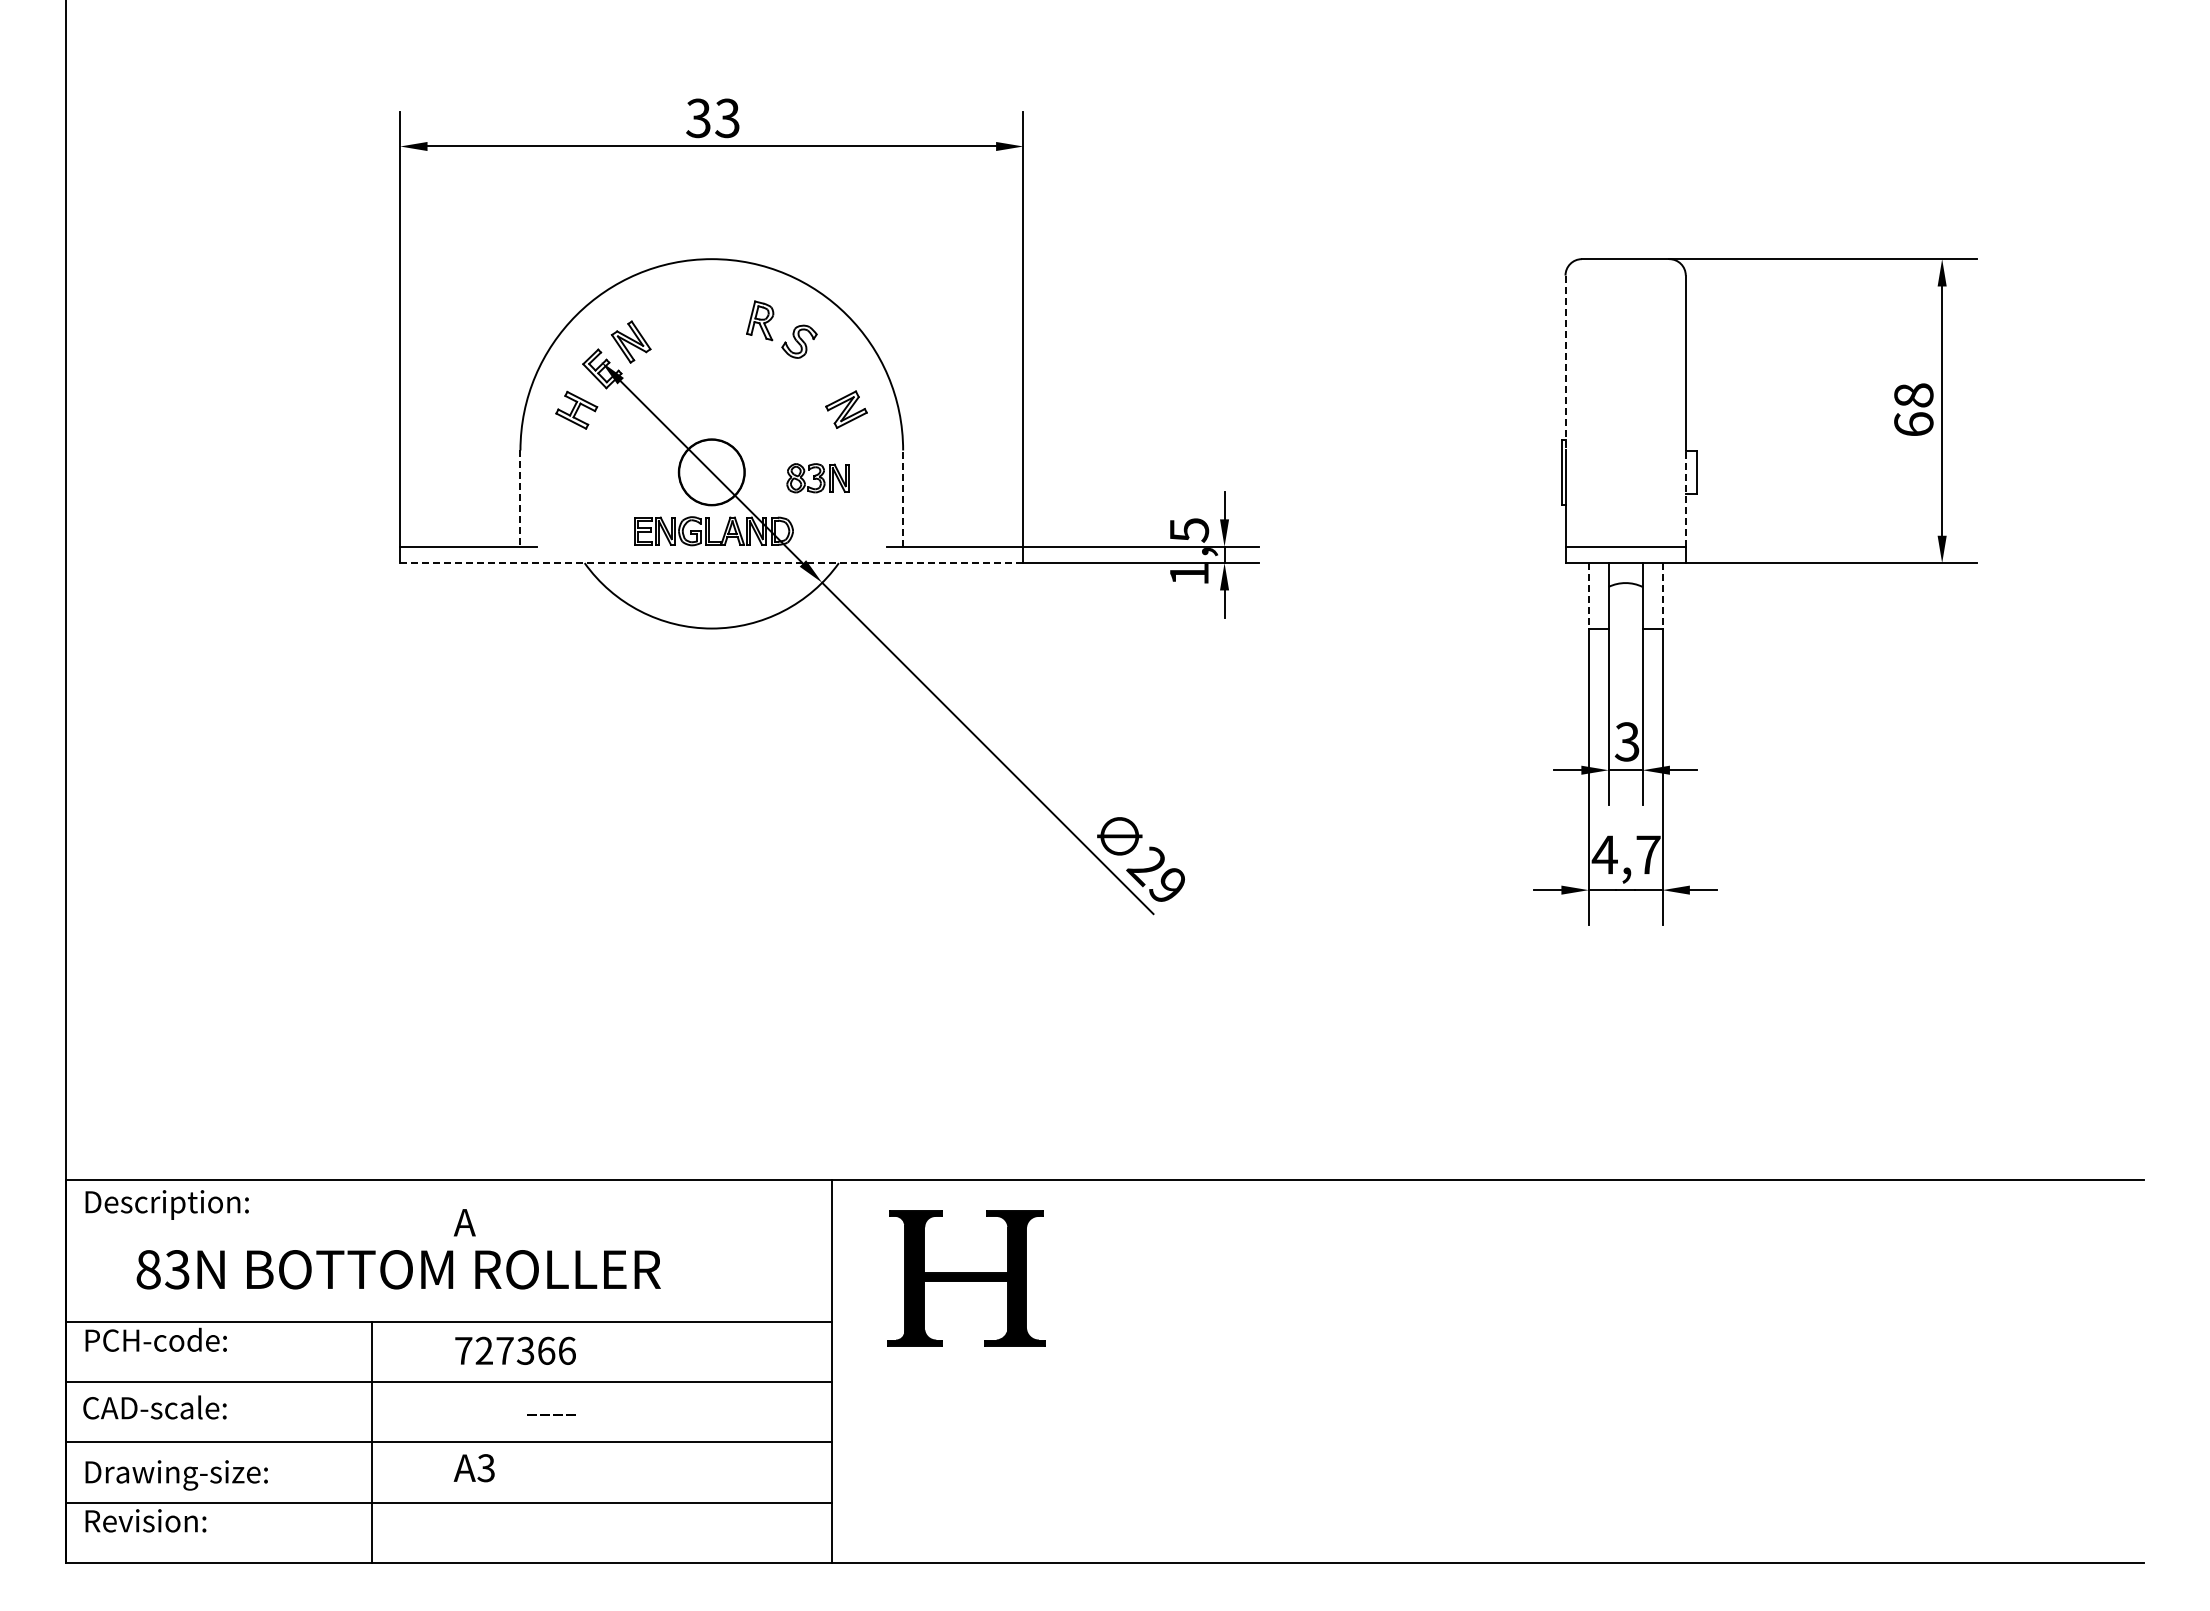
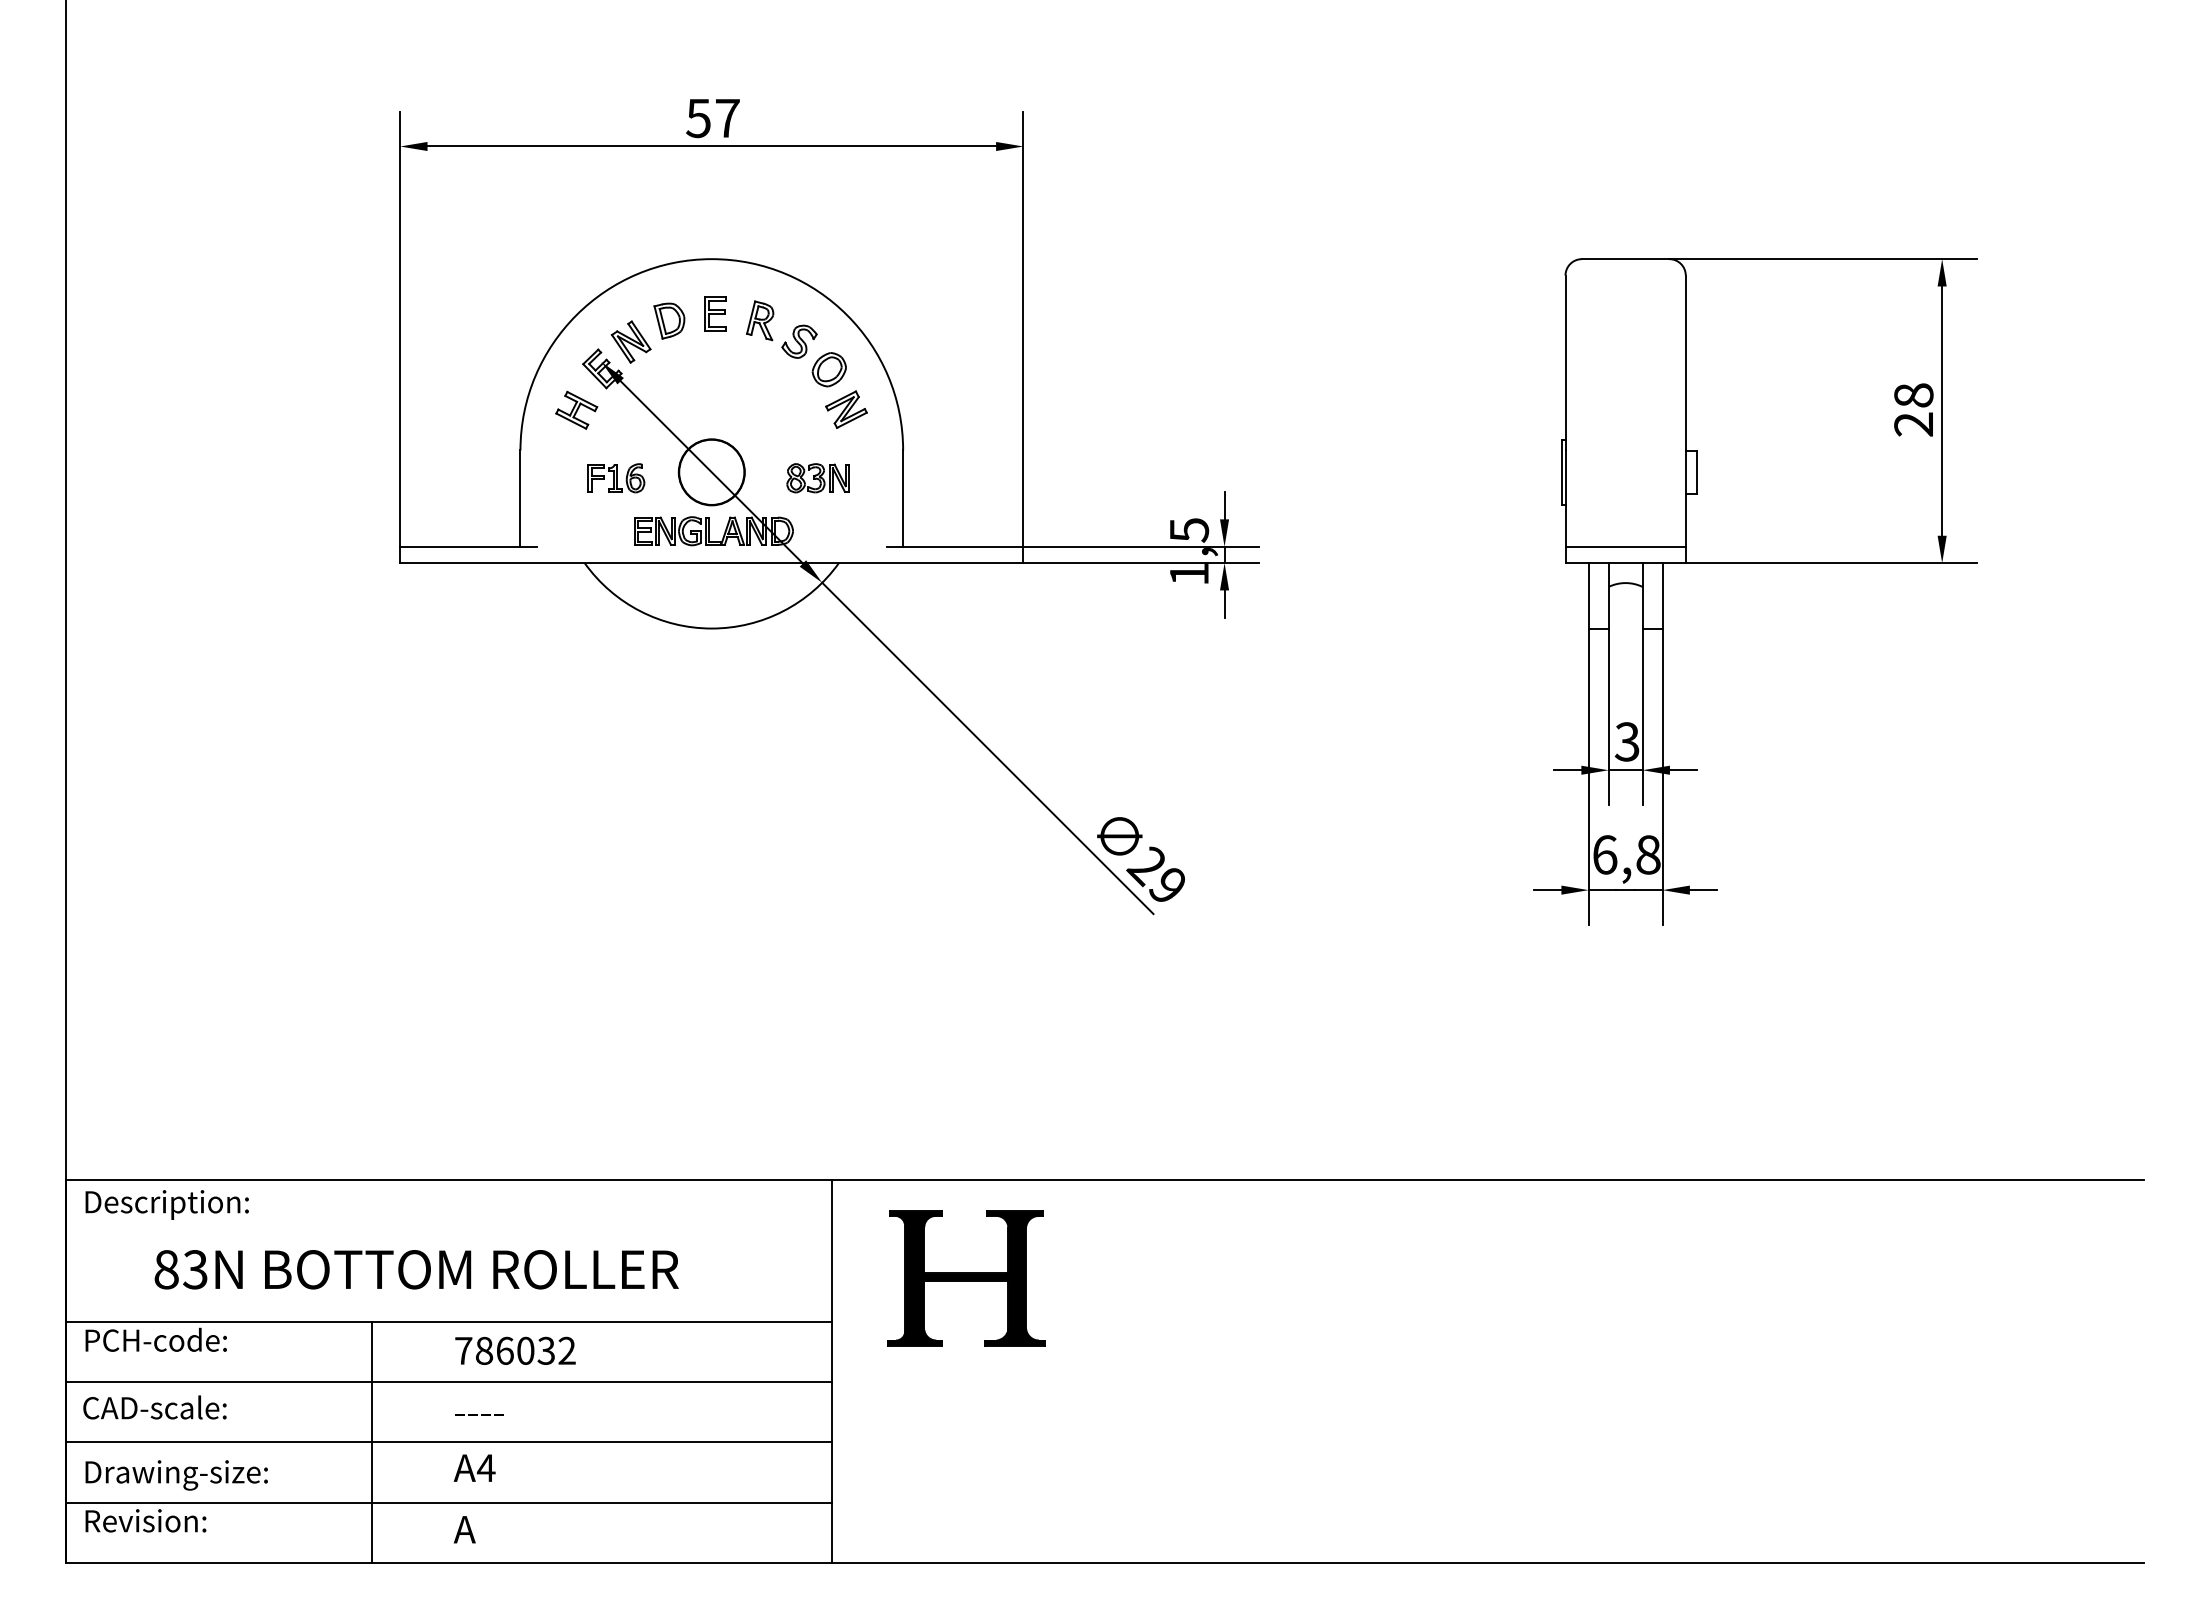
text: 33 -> 57 (712, 118)
part: none -> present (715, 313)
part: none -> present (669, 320)
line: dashed -> solid (1565, 363)
part: none -> present (828, 369)
text: 68 -> 28 (1913, 424)
part: none -> present (616, 478)
line: dashed -> solid (903, 498)
line: dashed -> solid (1685, 498)
line: dashed -> solid (520, 499)
line: dashed -> solid (711, 563)
line: dashed -> solid (1588, 595)
line: dashed -> solid (1662, 595)
text: 4,7 -> 6,8 (1625, 854)
text position: (464, 1222) -> (464, 1529) (464, 1529)
text position: (398, 1269) -> (416, 1269) (416, 1269)
text: 727366 -> 786032 (525, 1350)
text position: (551, 1414) -> (479, 1414) (479, 1414)
text: A3 -> A4 (485, 1468)
